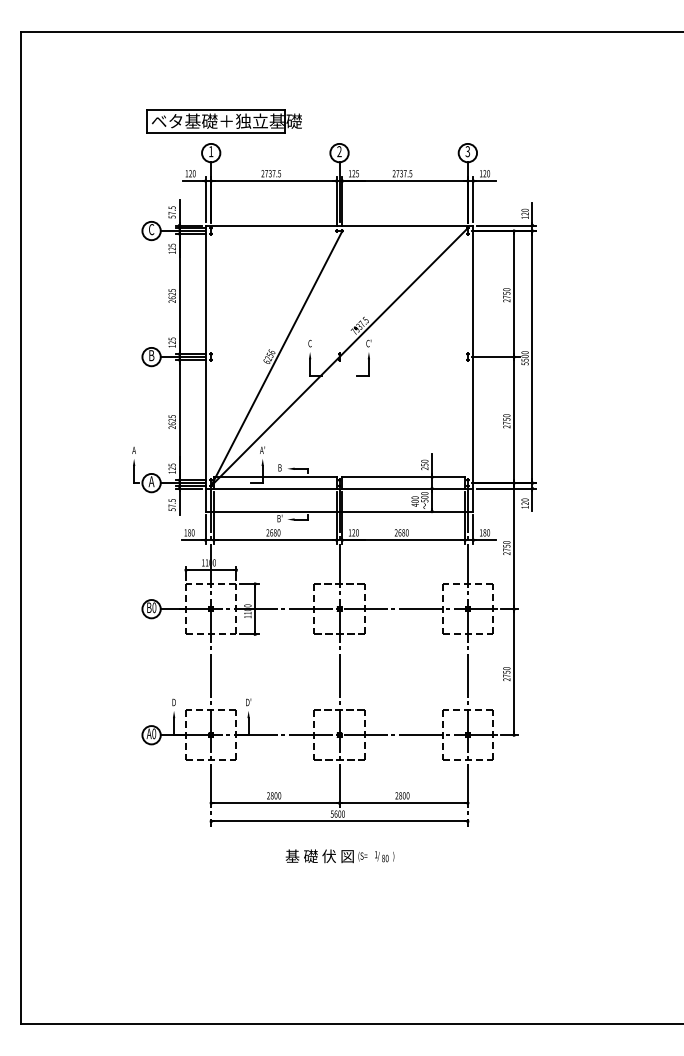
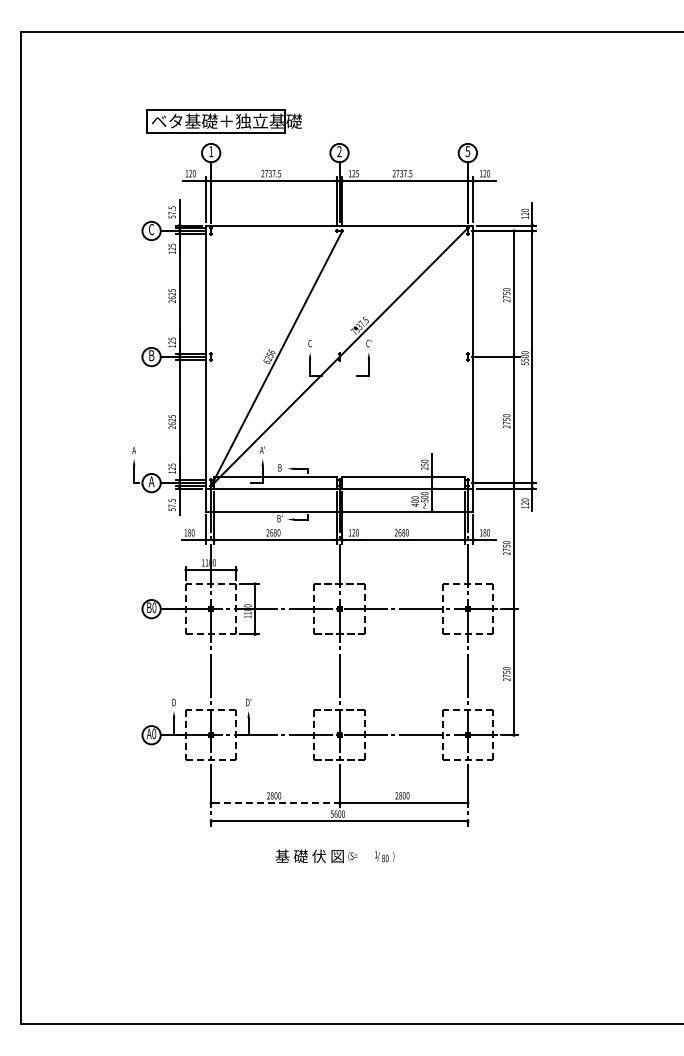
text: 3 -> 5 (467, 151)
line: solid -> dashed (275, 803)
text position: (326, 856) -> (316, 856) (316, 856)
